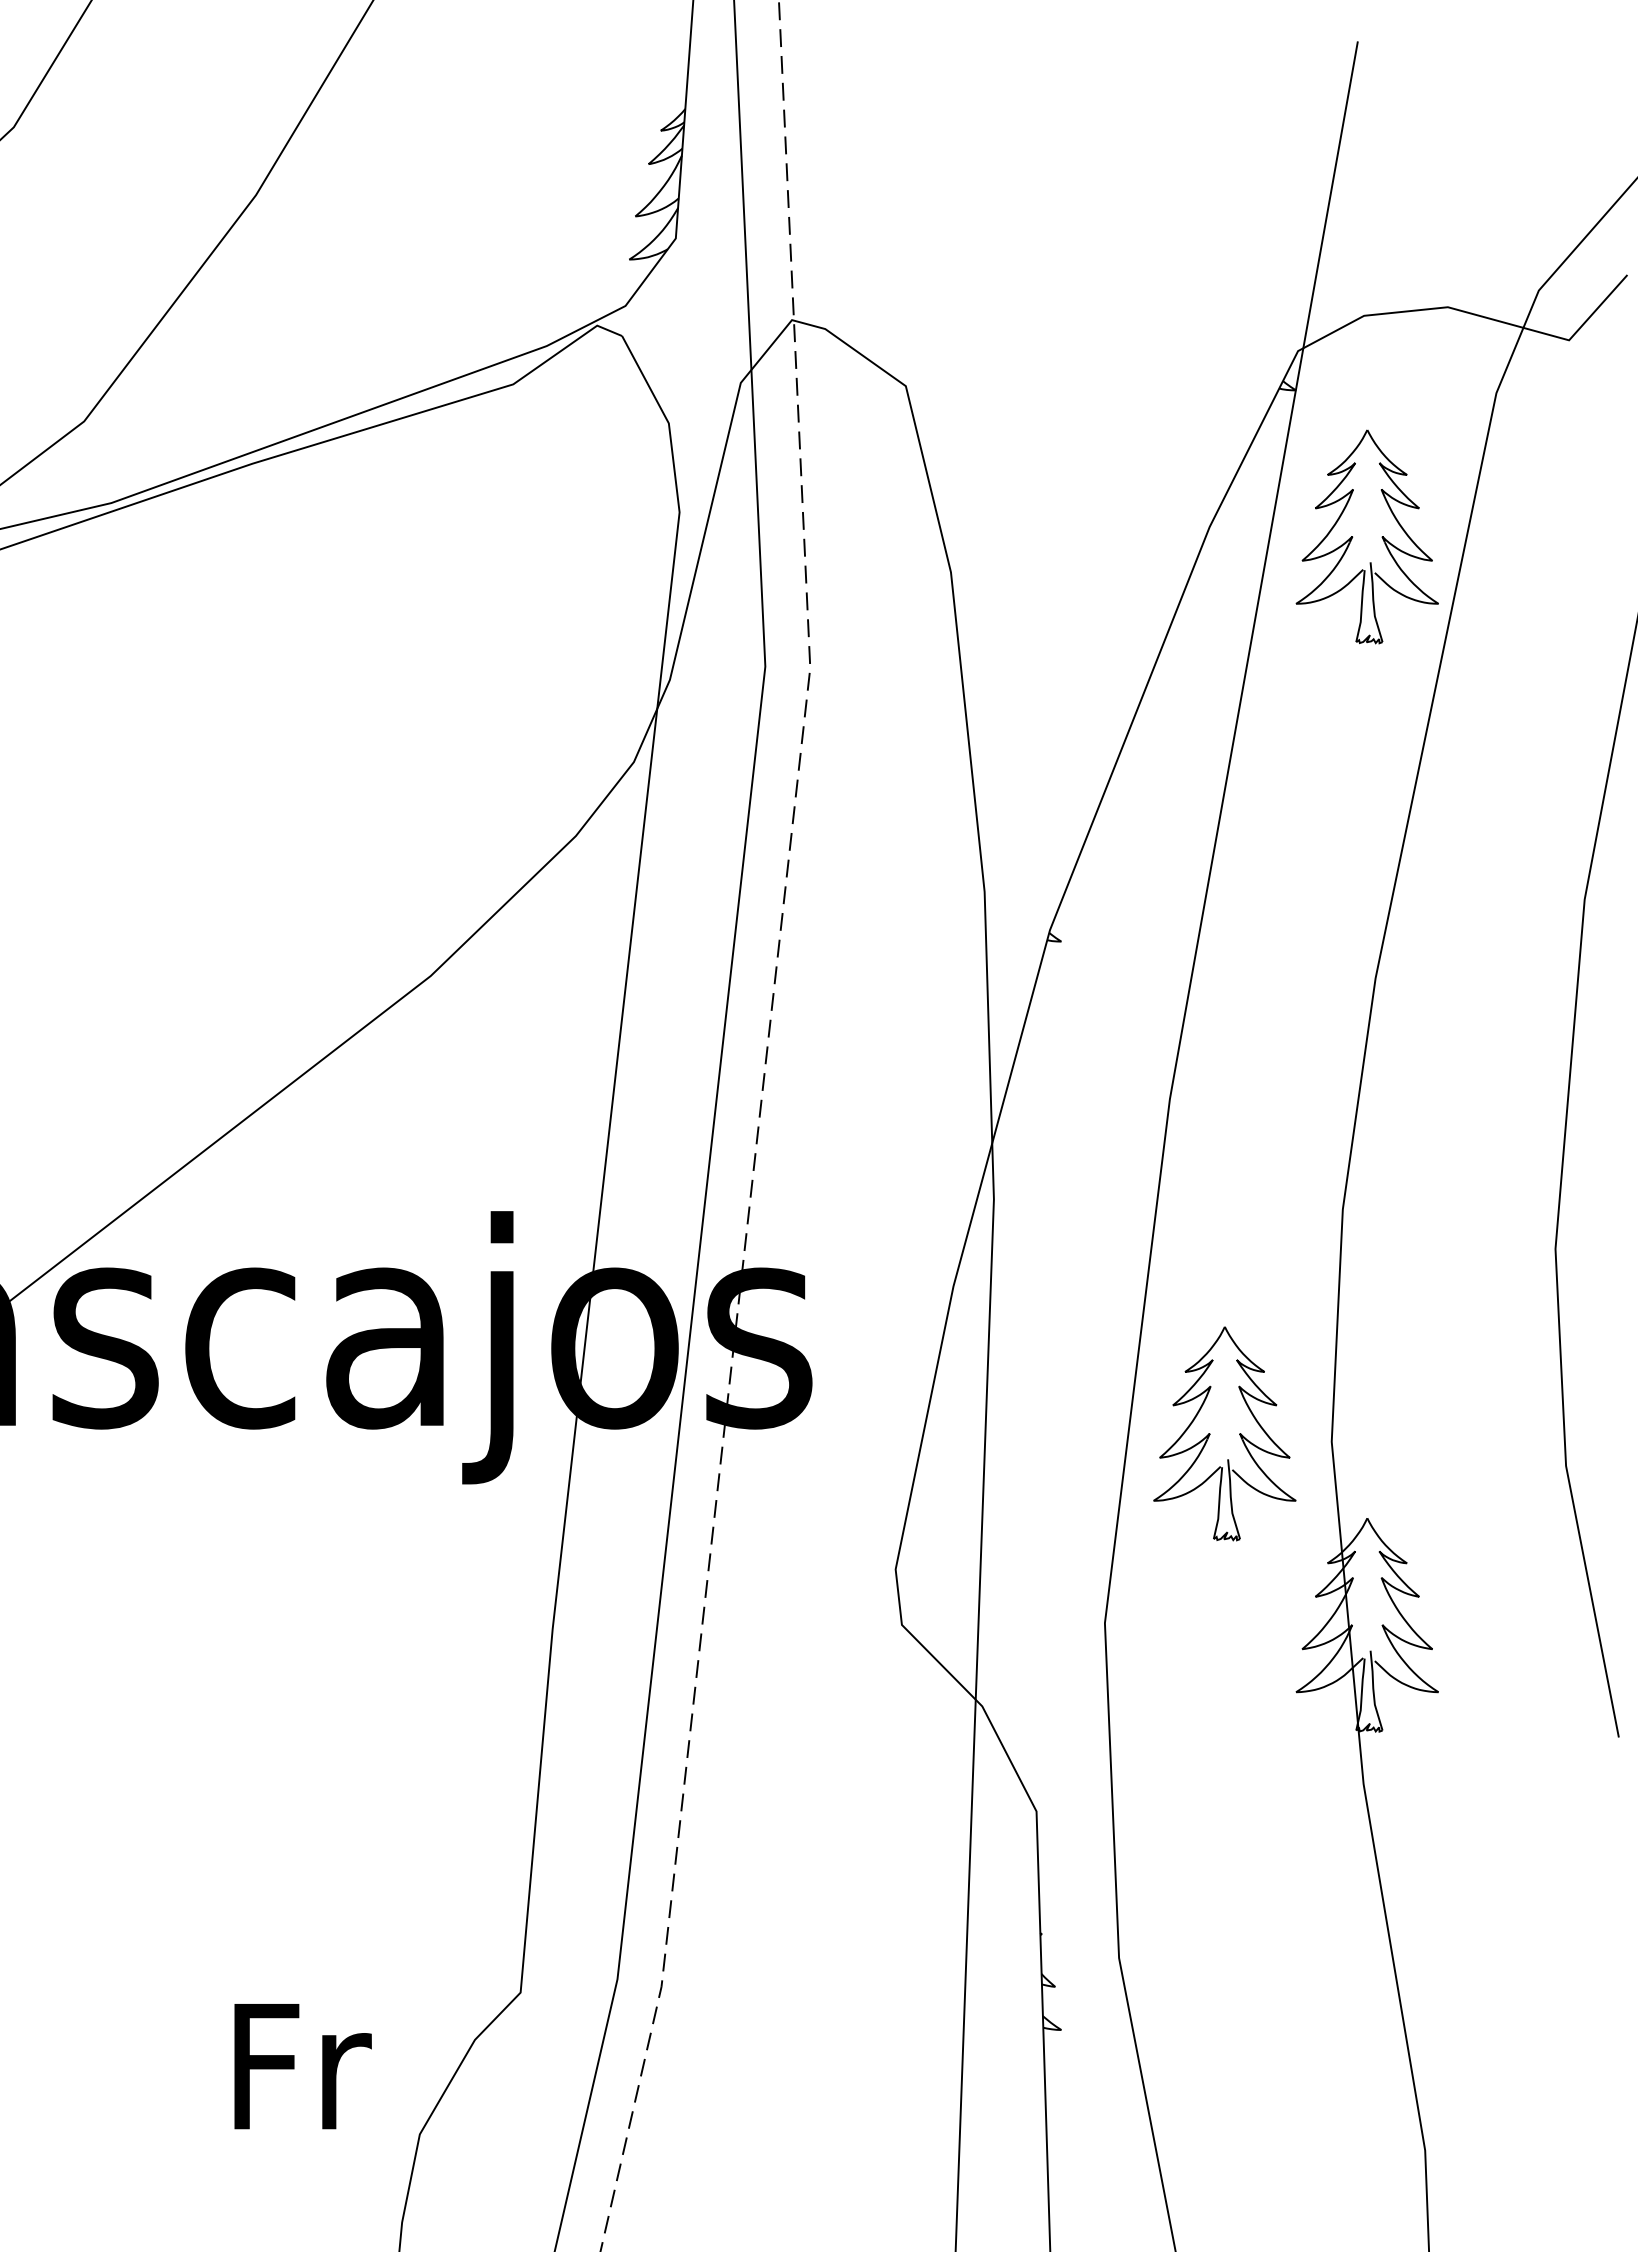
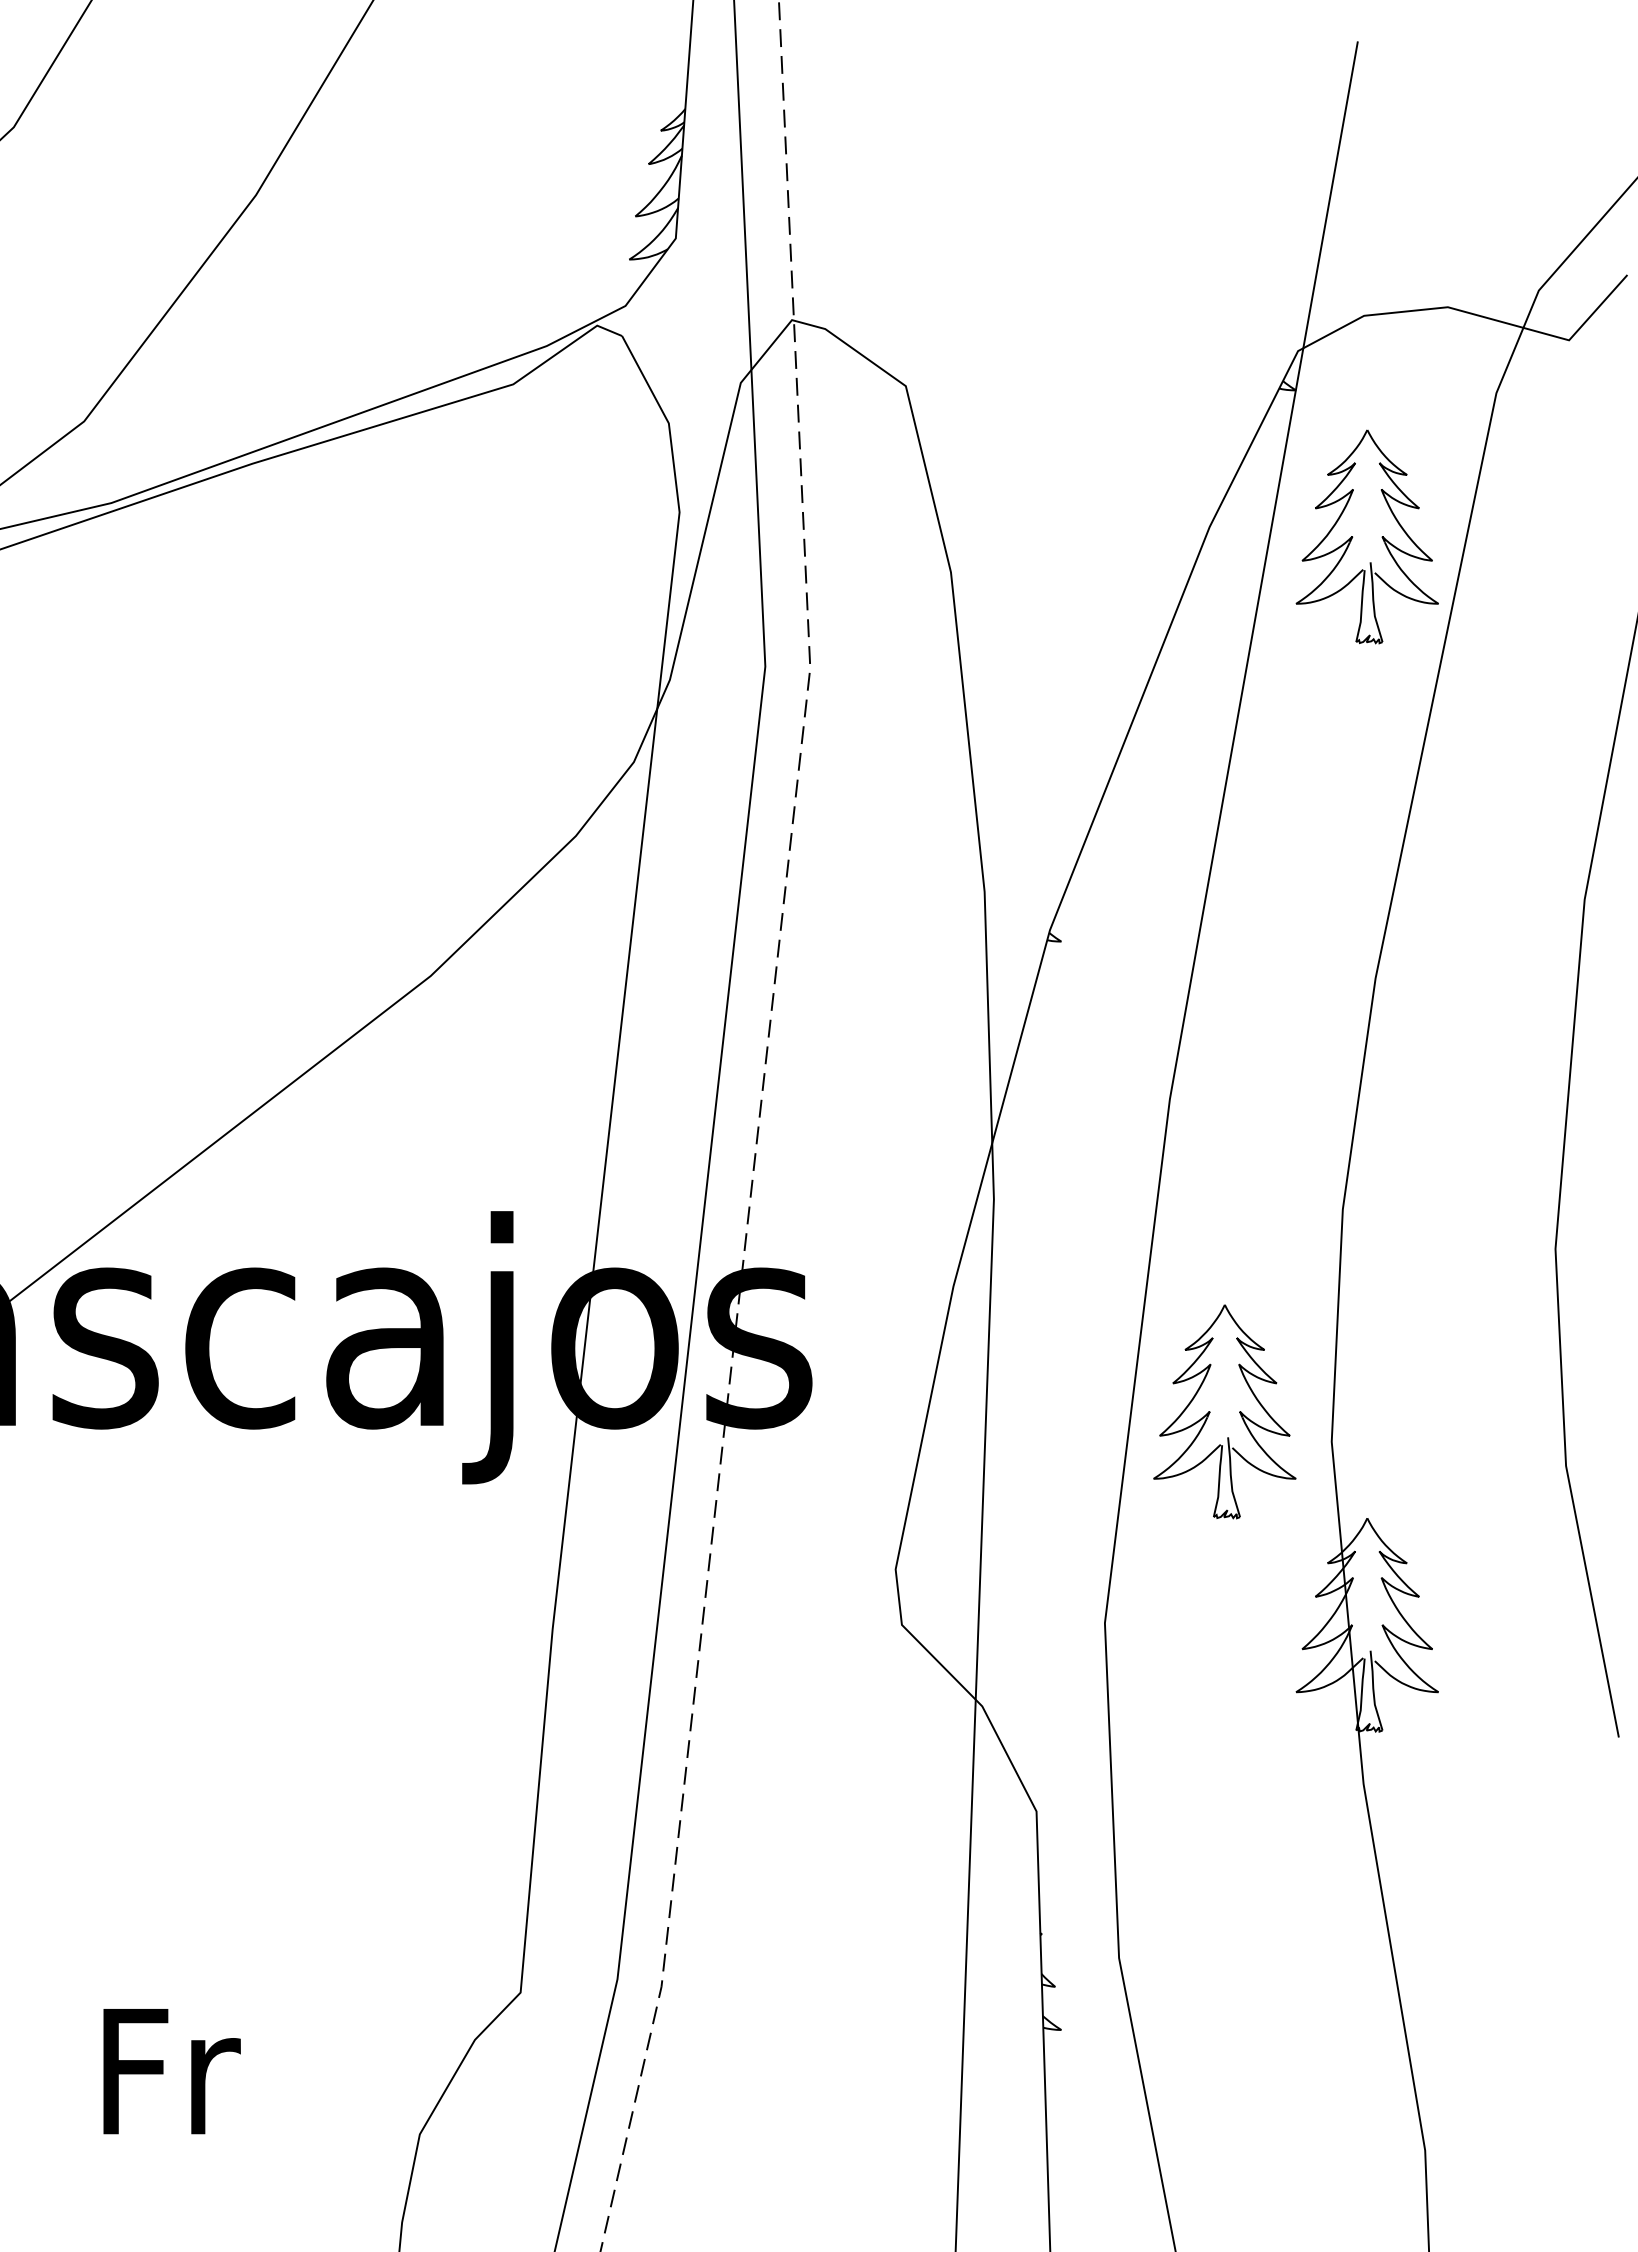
part position: (1210, 1433) -> (1210, 1411) (1210, 1411)
text position: (302, 2066) -> (171, 2071) (171, 2071)
